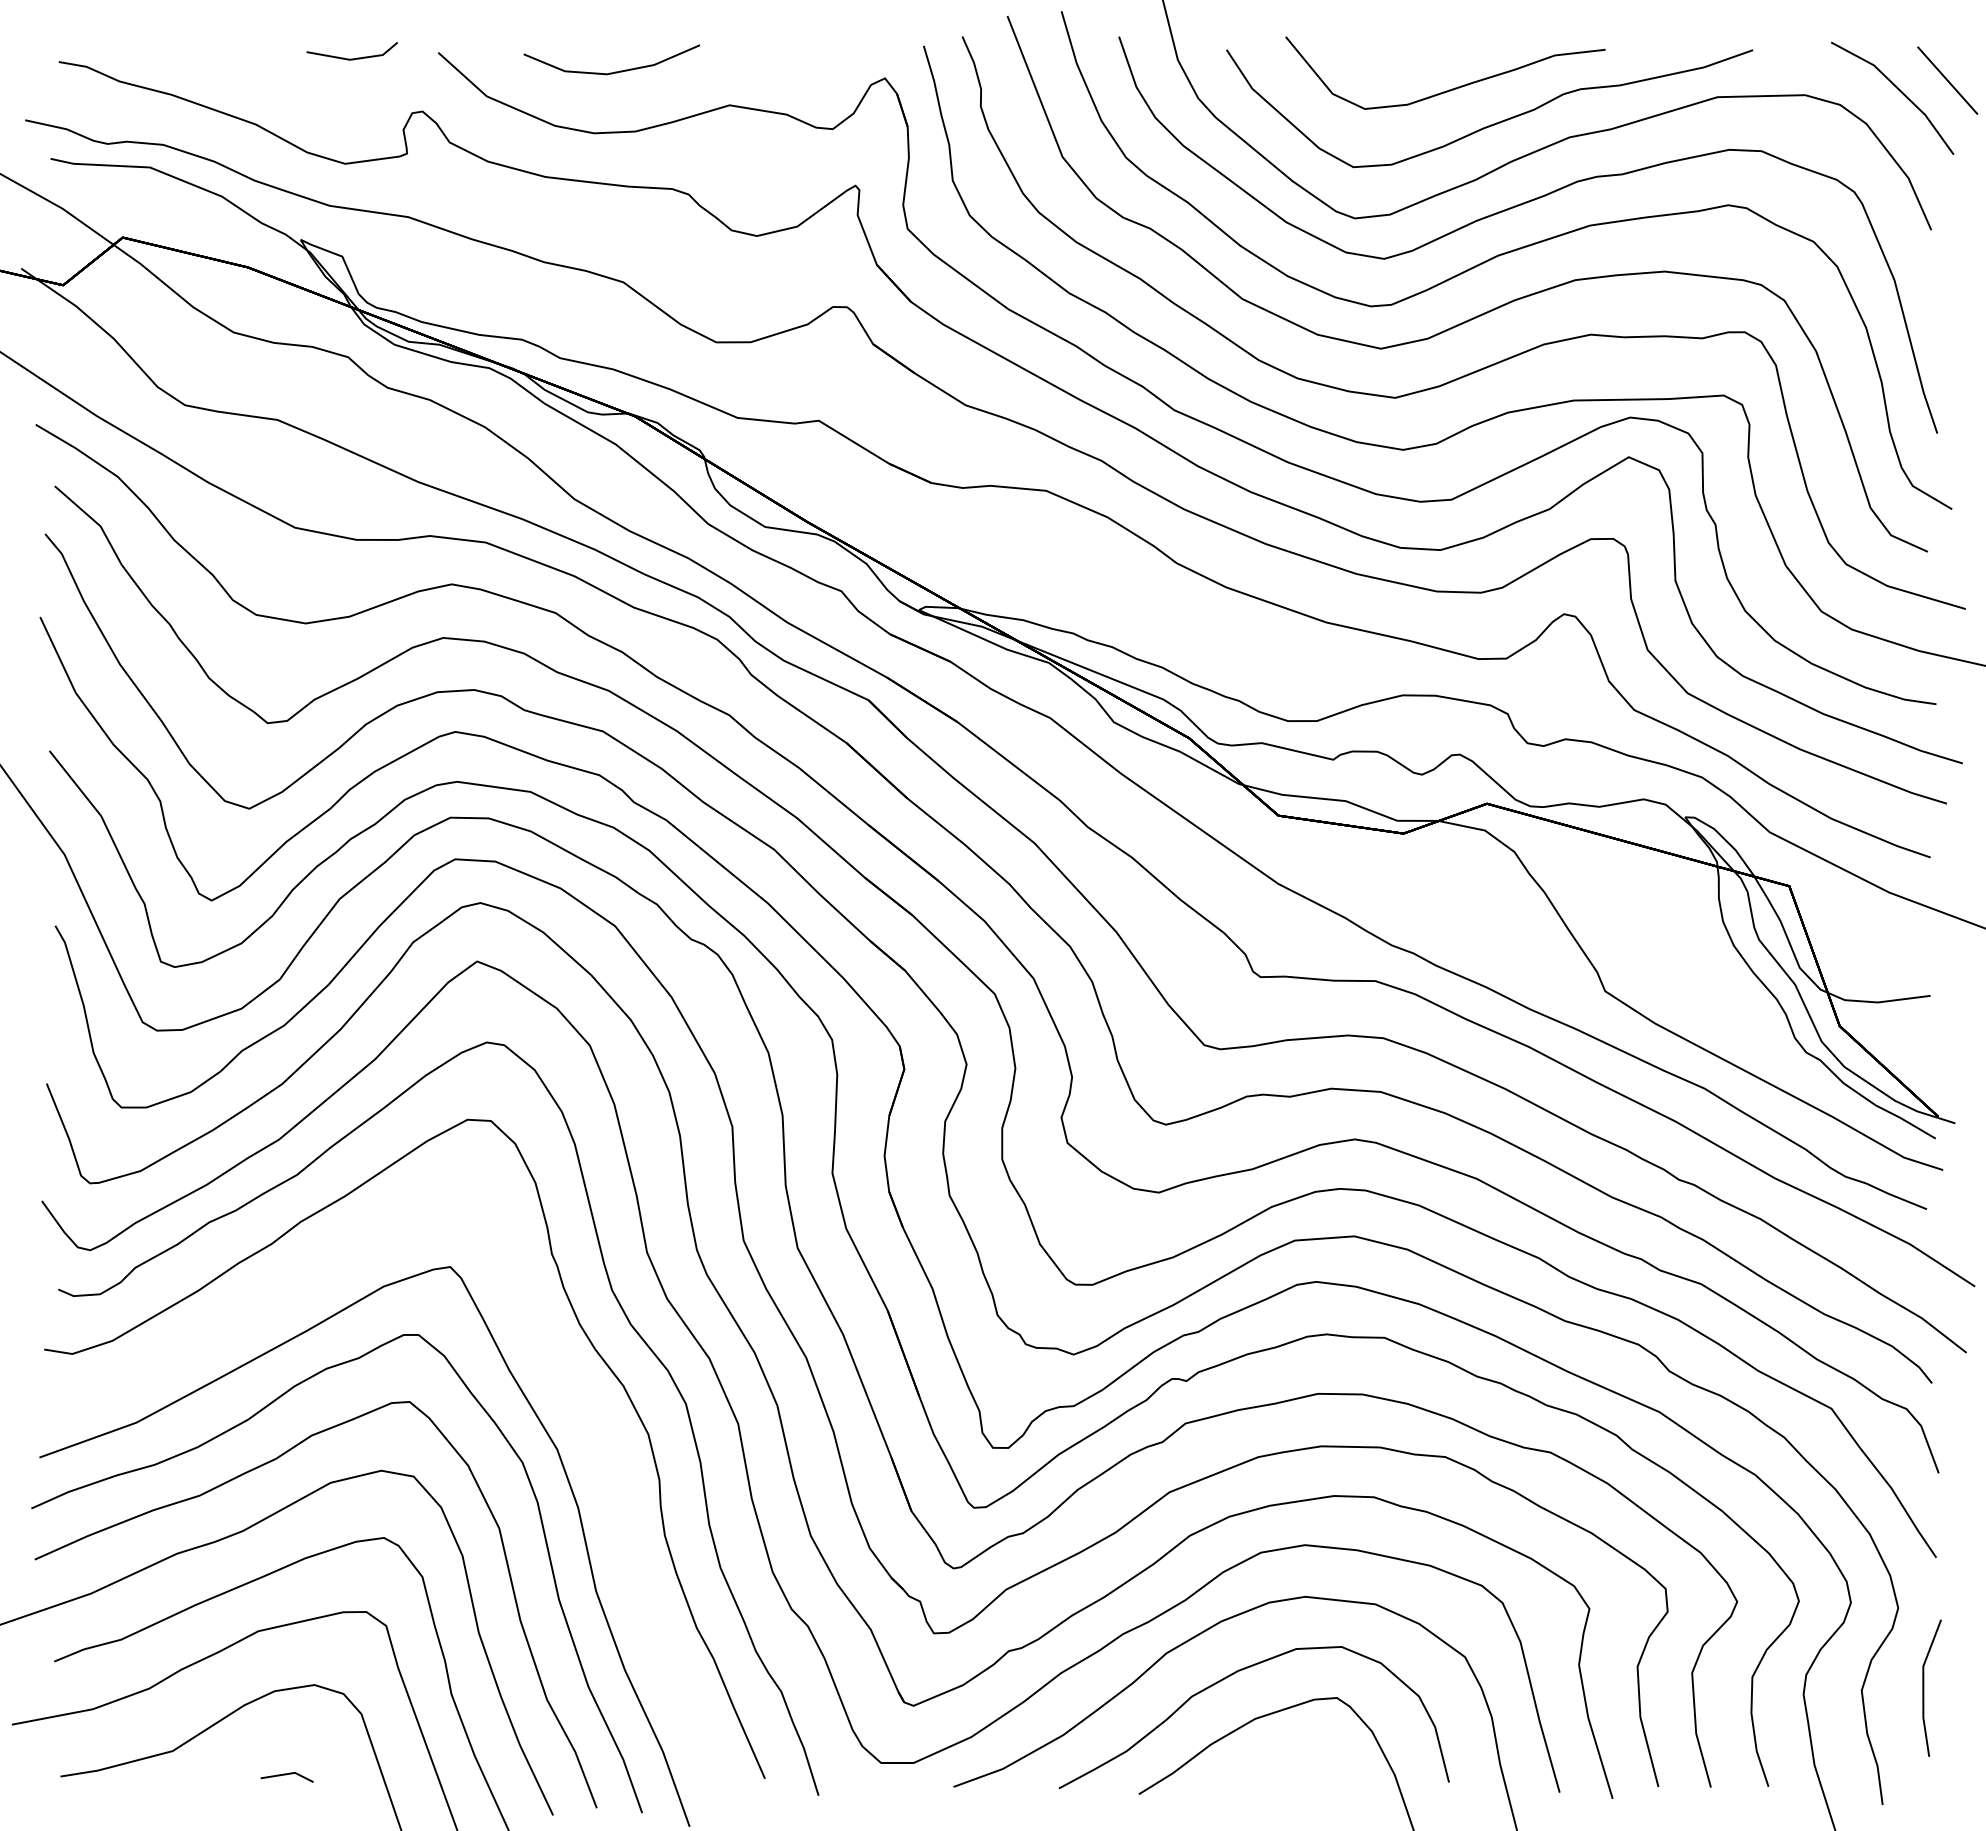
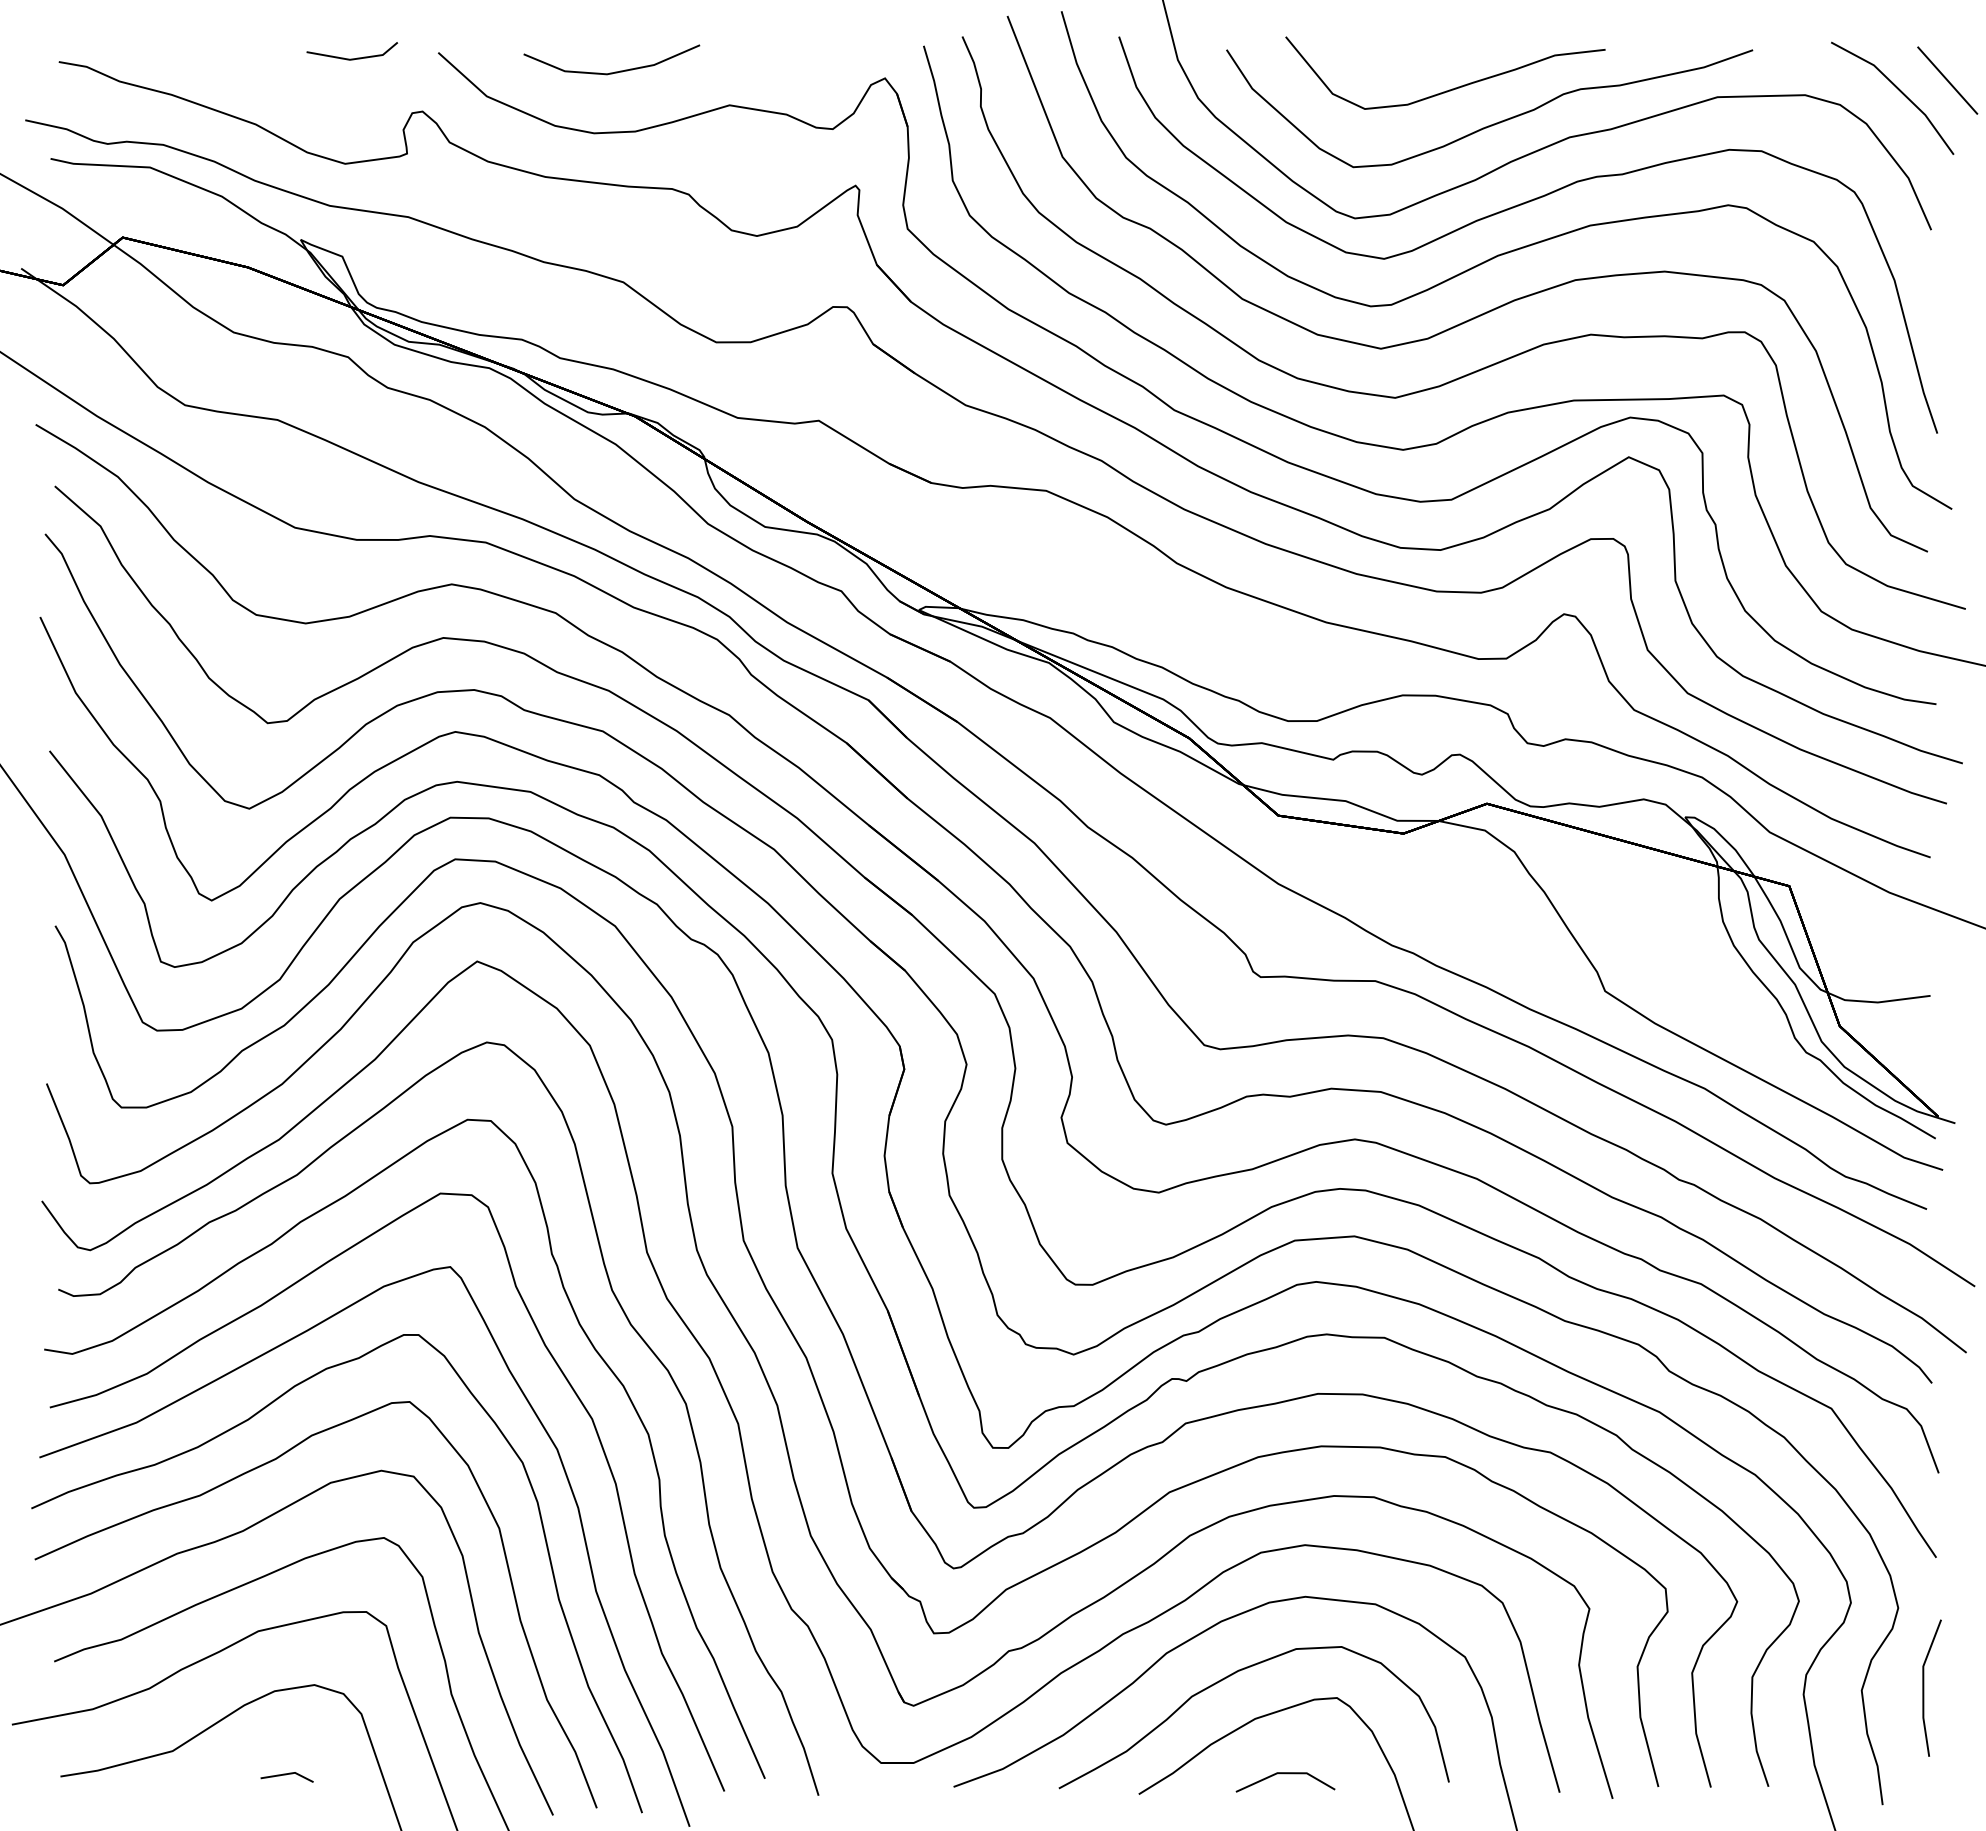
part: none -> present (565, 1379)
part: none -> present (1285, 1774)
